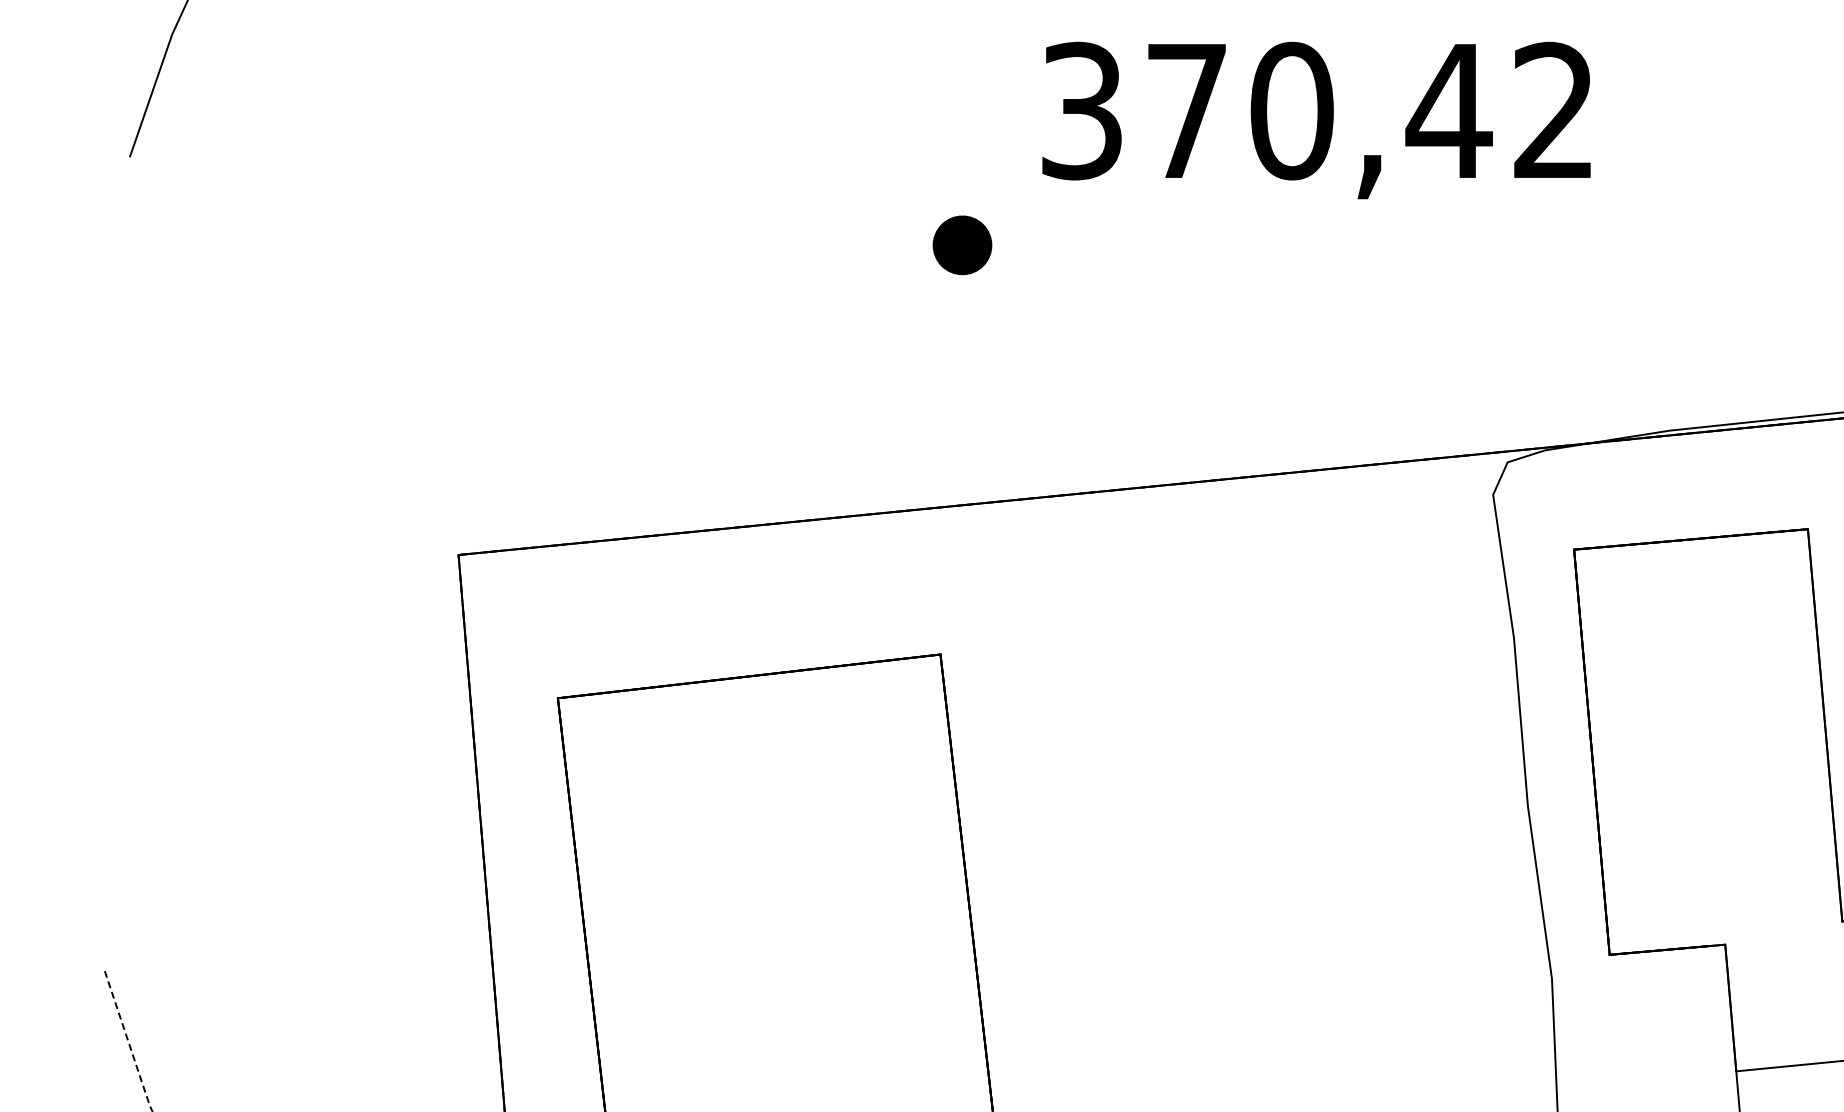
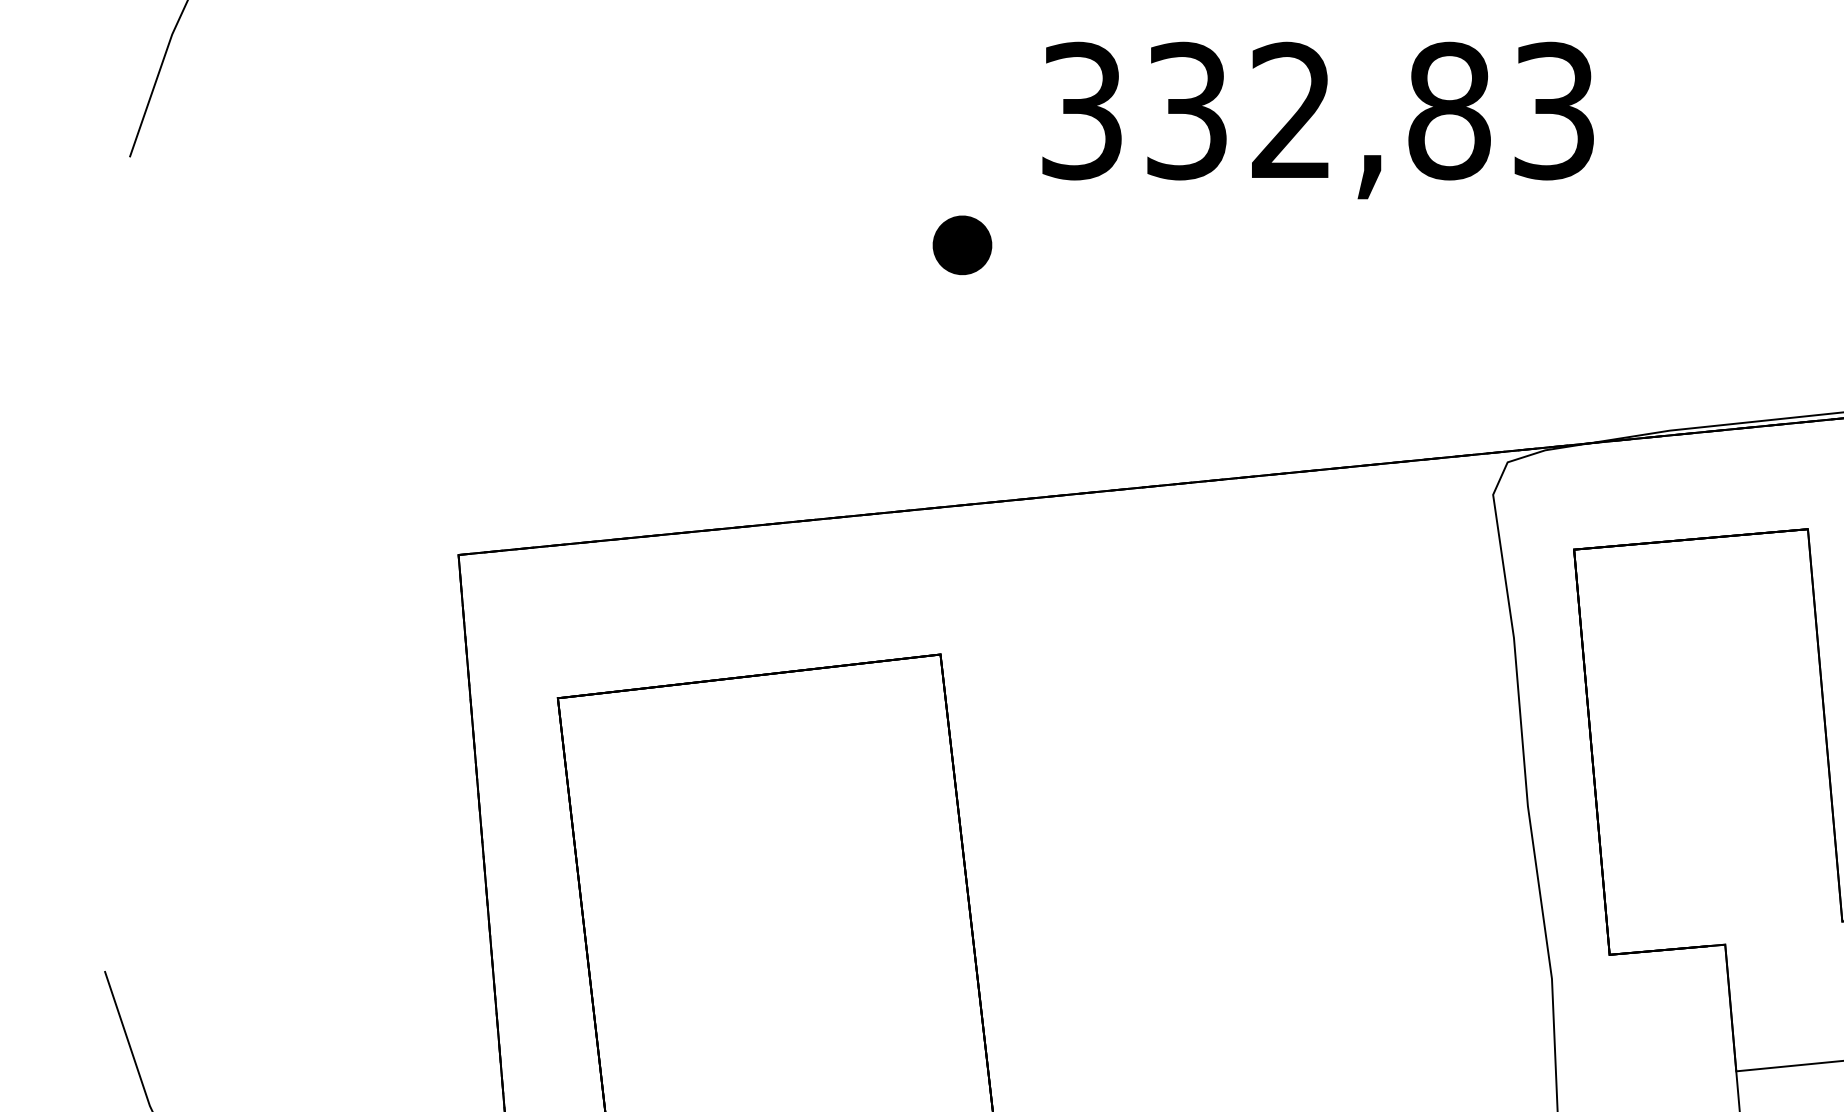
text: 370,42 -> 332,83 (1370, 110)
line: dashed -> solid (128, 1041)
